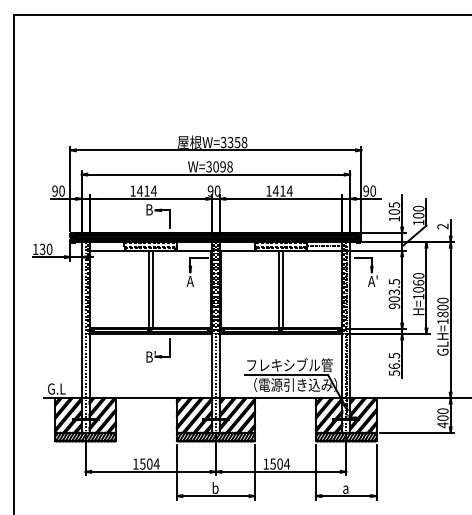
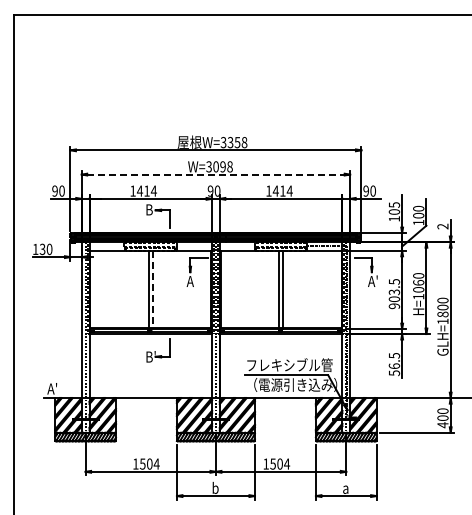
line: solid -> dashed (215, 174)
line: solid -> dashed (153, 290)
text: G.L -> A' (56, 388)
